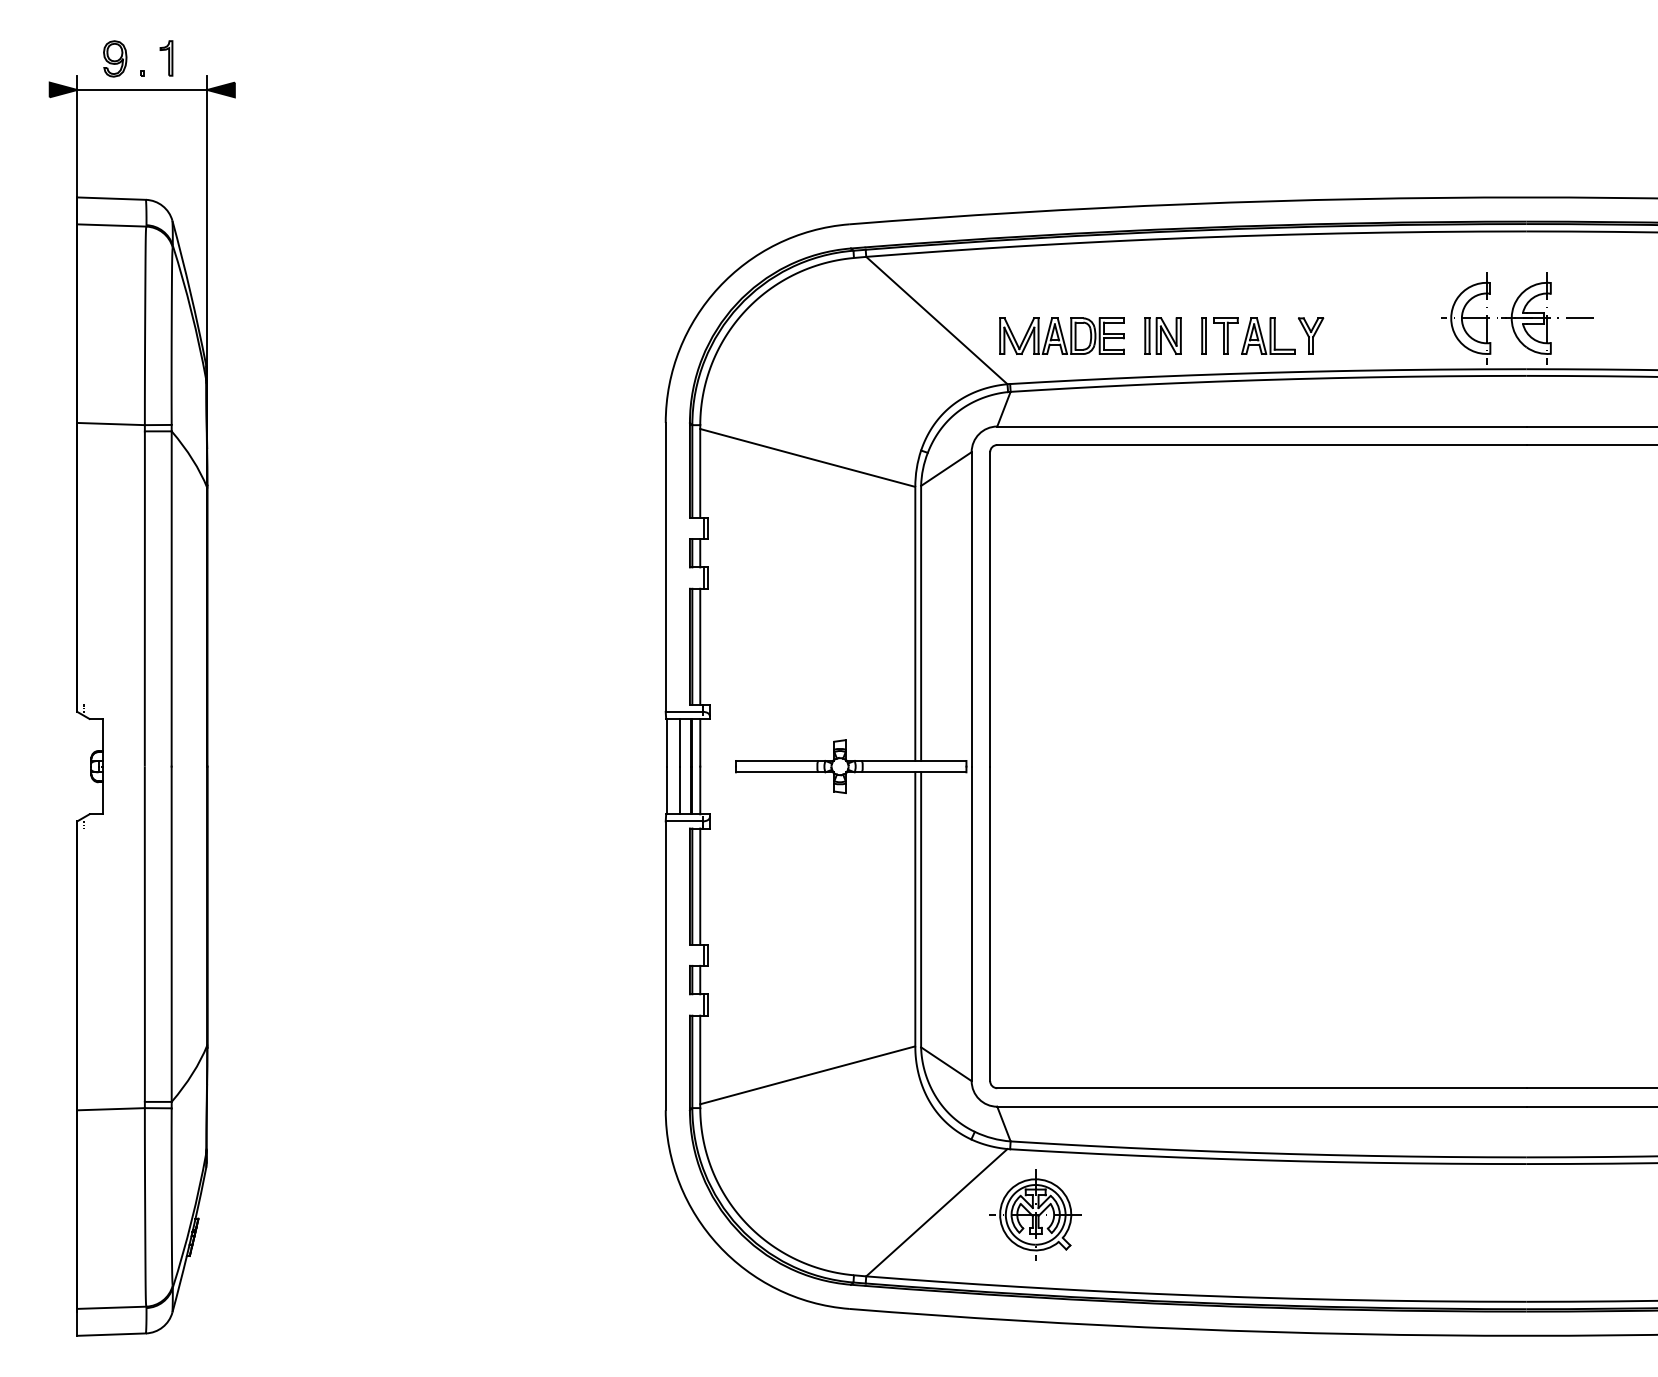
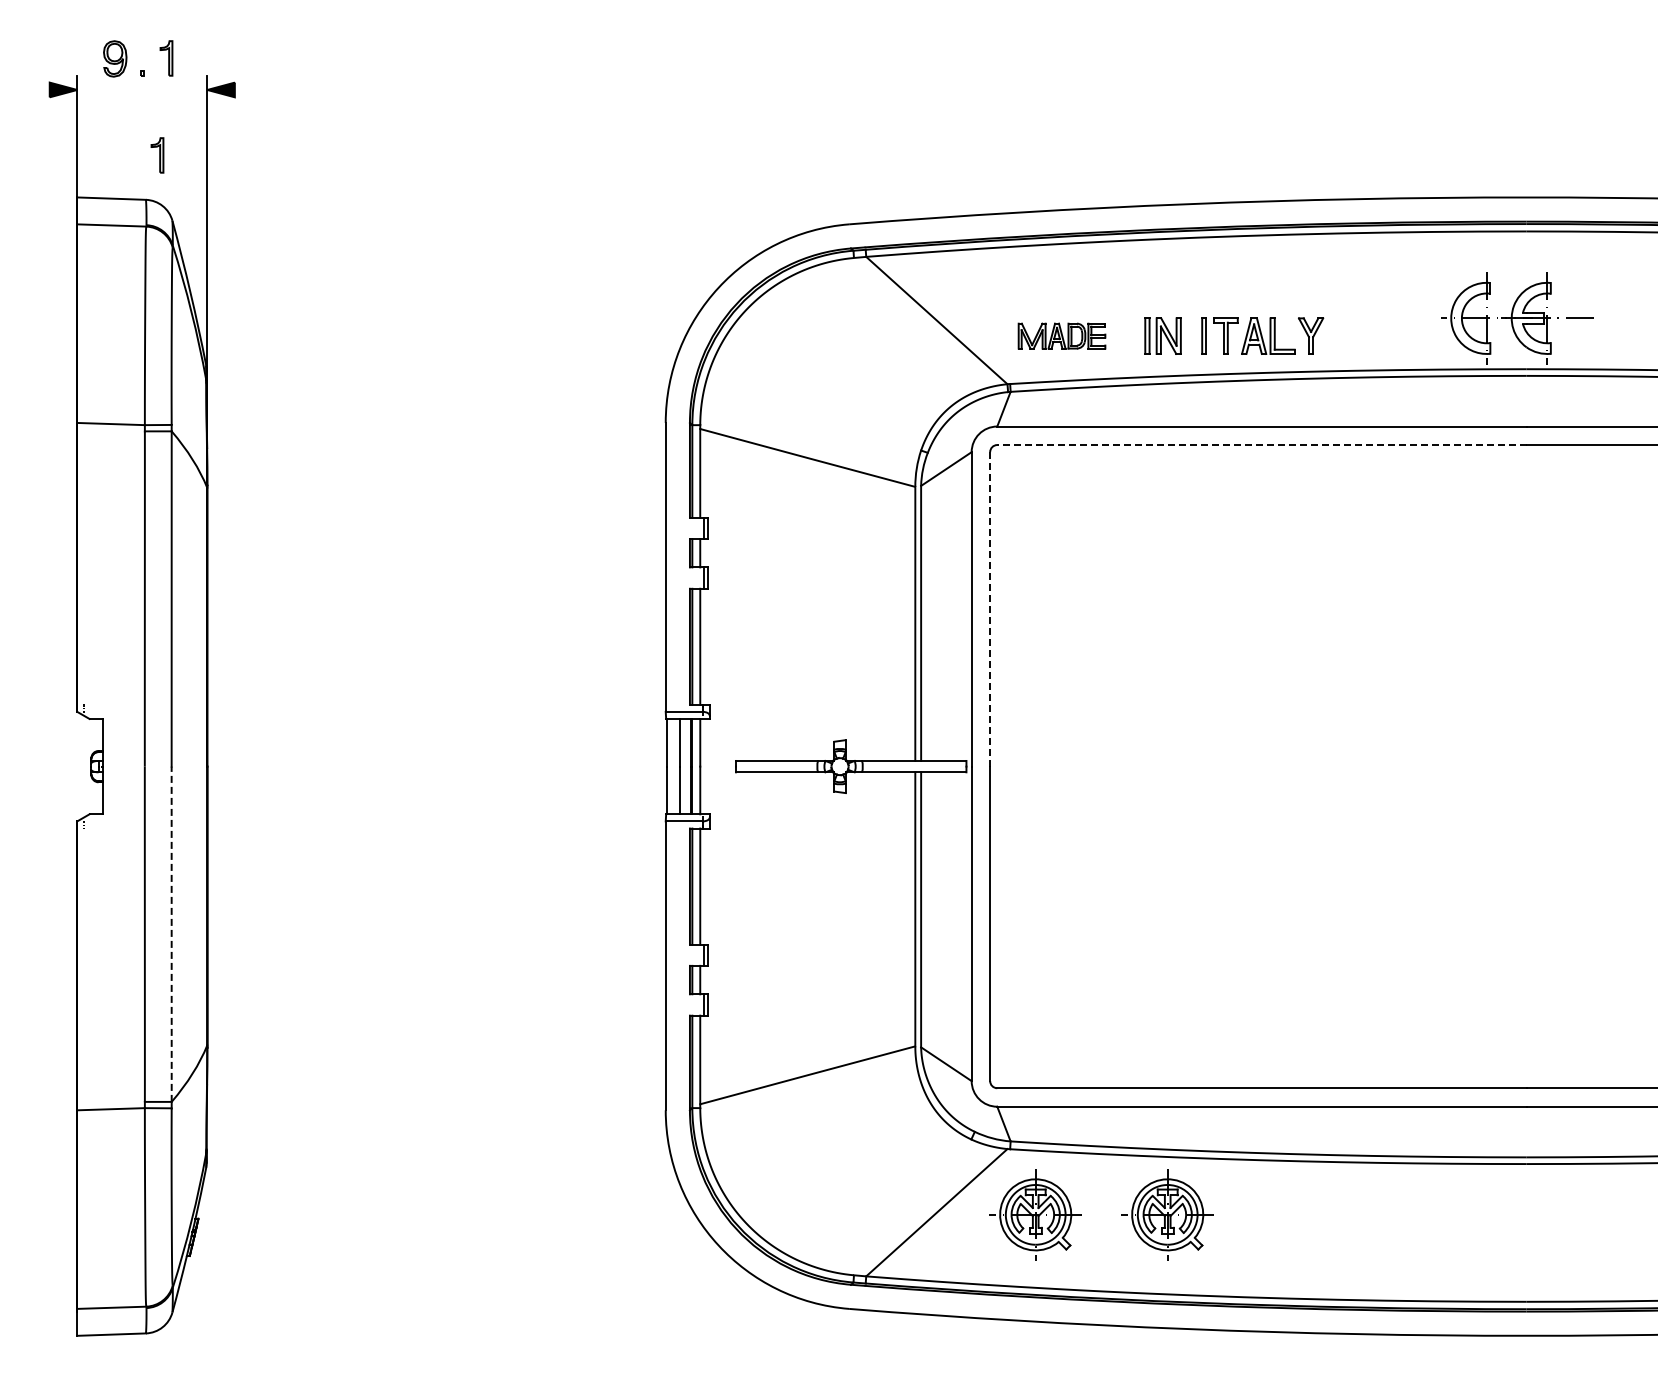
line: present -> none (142, 89)
part: none -> present (157, 155)
part size: 126x38 px -> 90x28 px (1061, 335)
line: solid -> dashed (1261, 445)
line: solid -> dashed (990, 609)
line: solid -> dashed (171, 934)
part: none -> present (1167, 1214)
